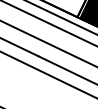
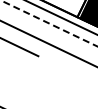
line: solid -> dashed (49, 23)
line: present -> none (66, 69)
line: present -> none (48, 74)
